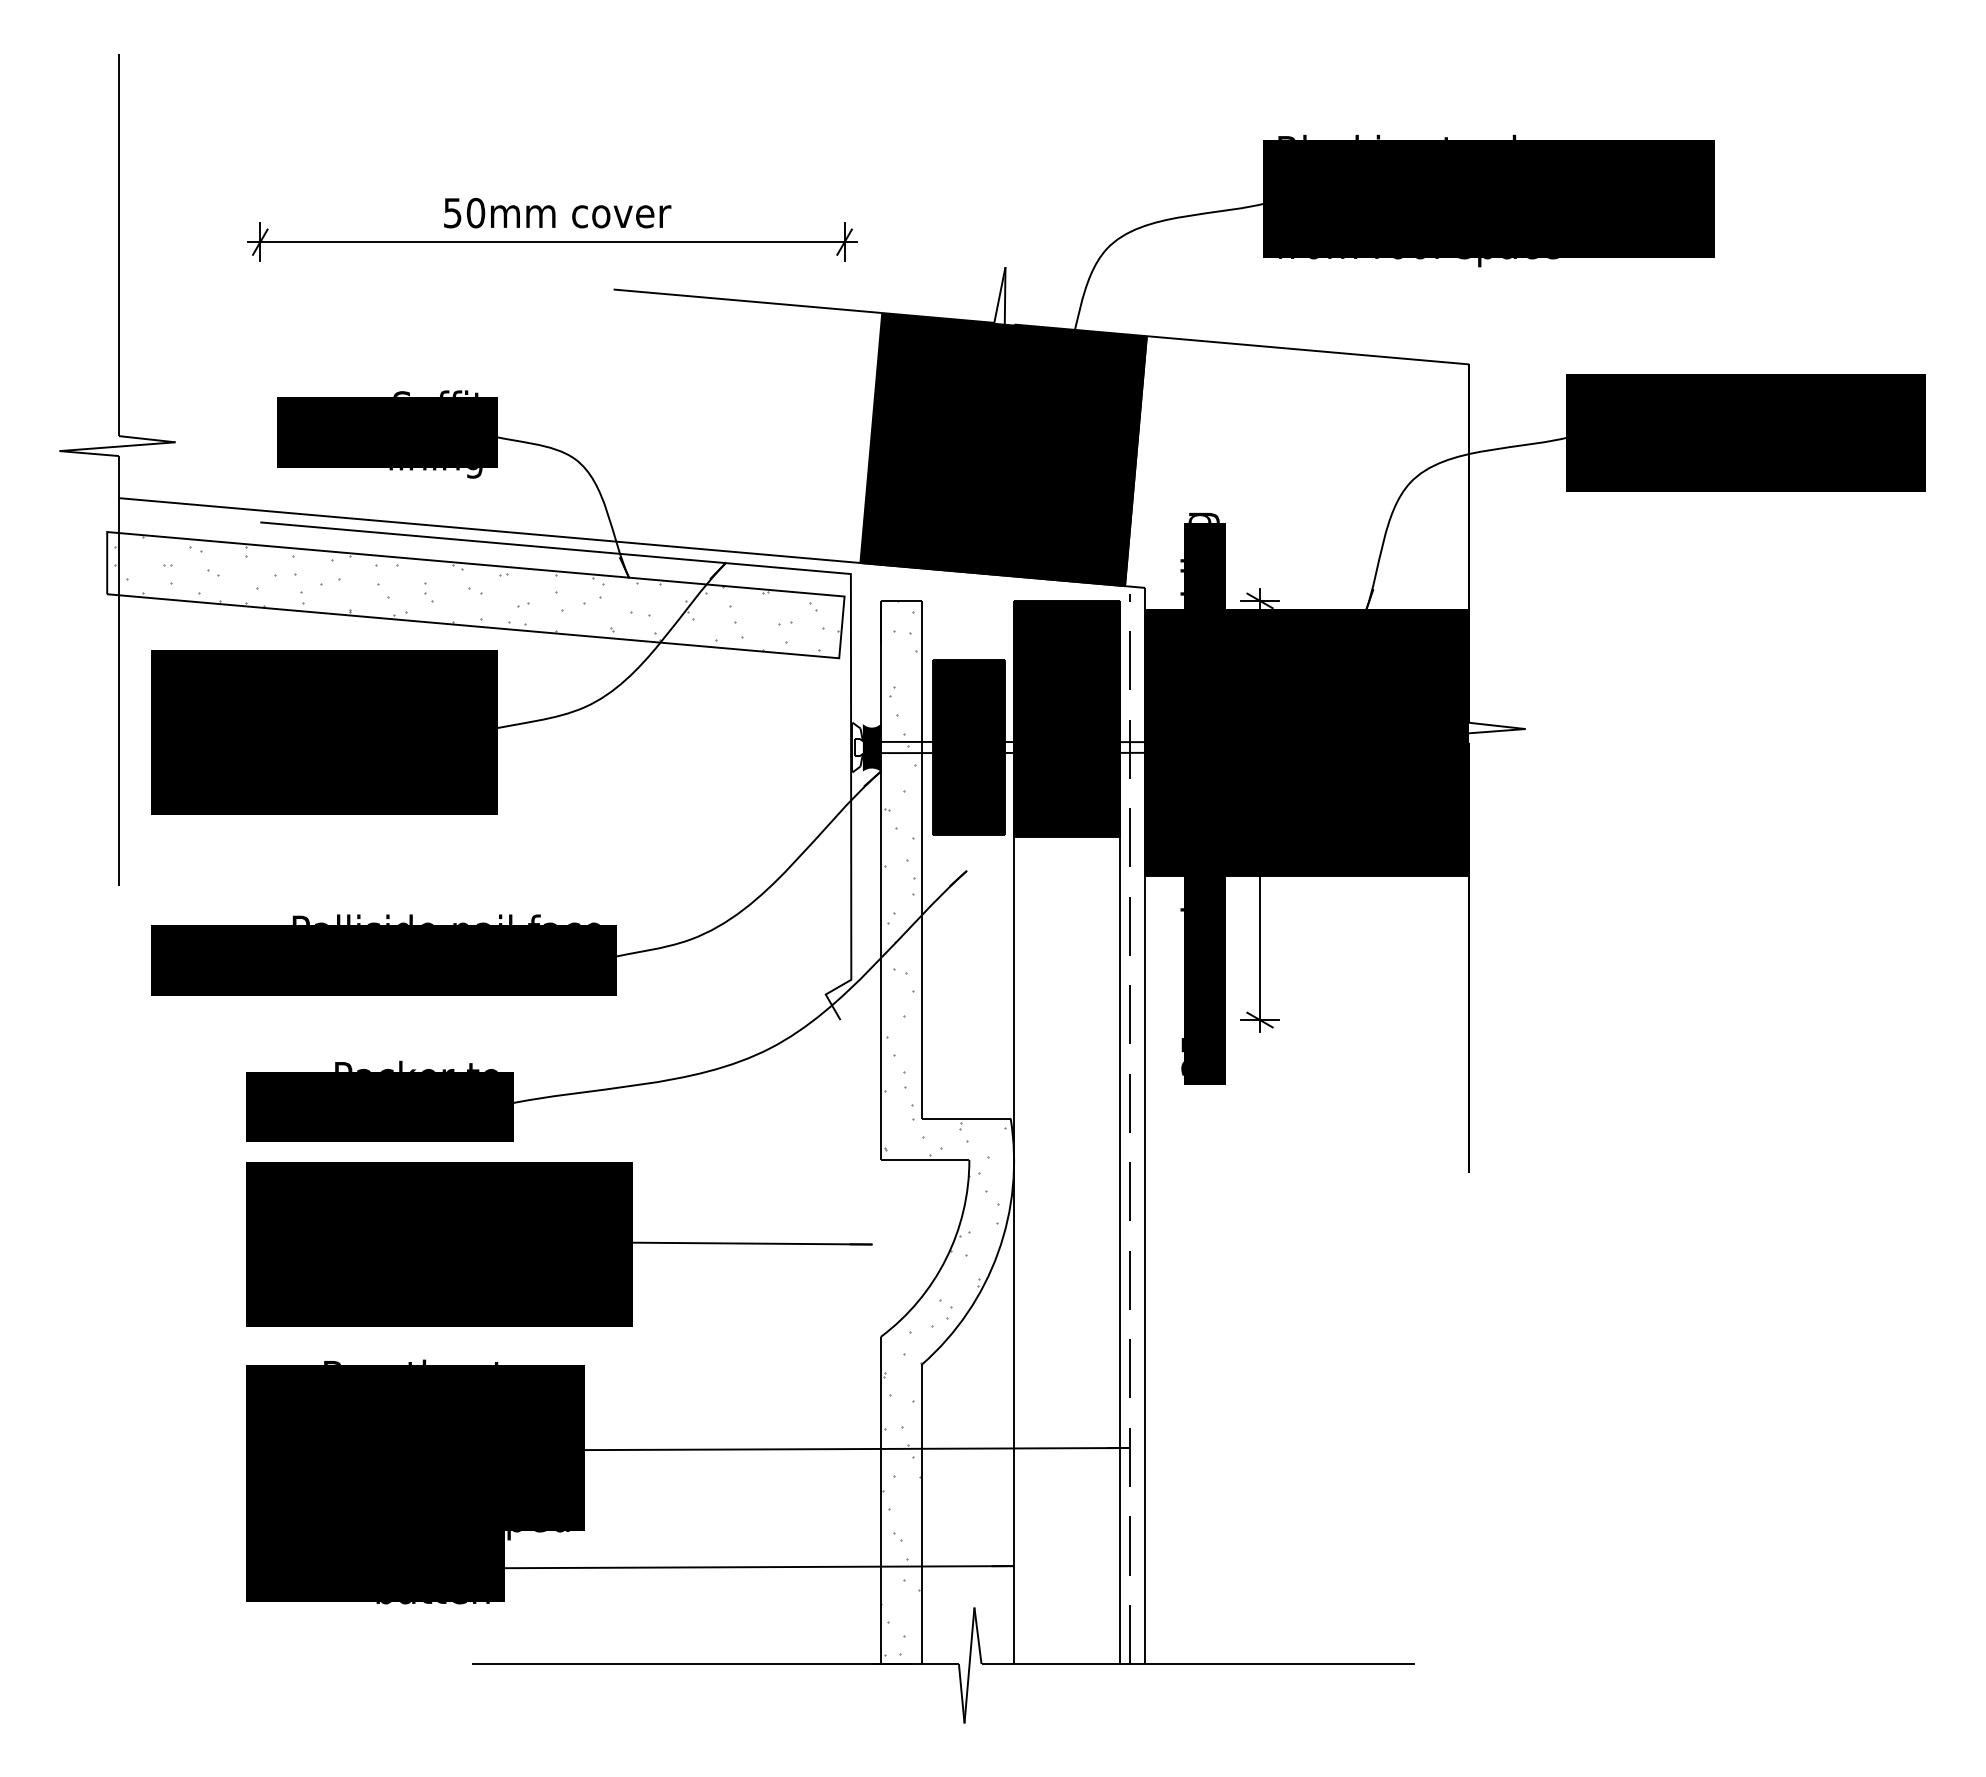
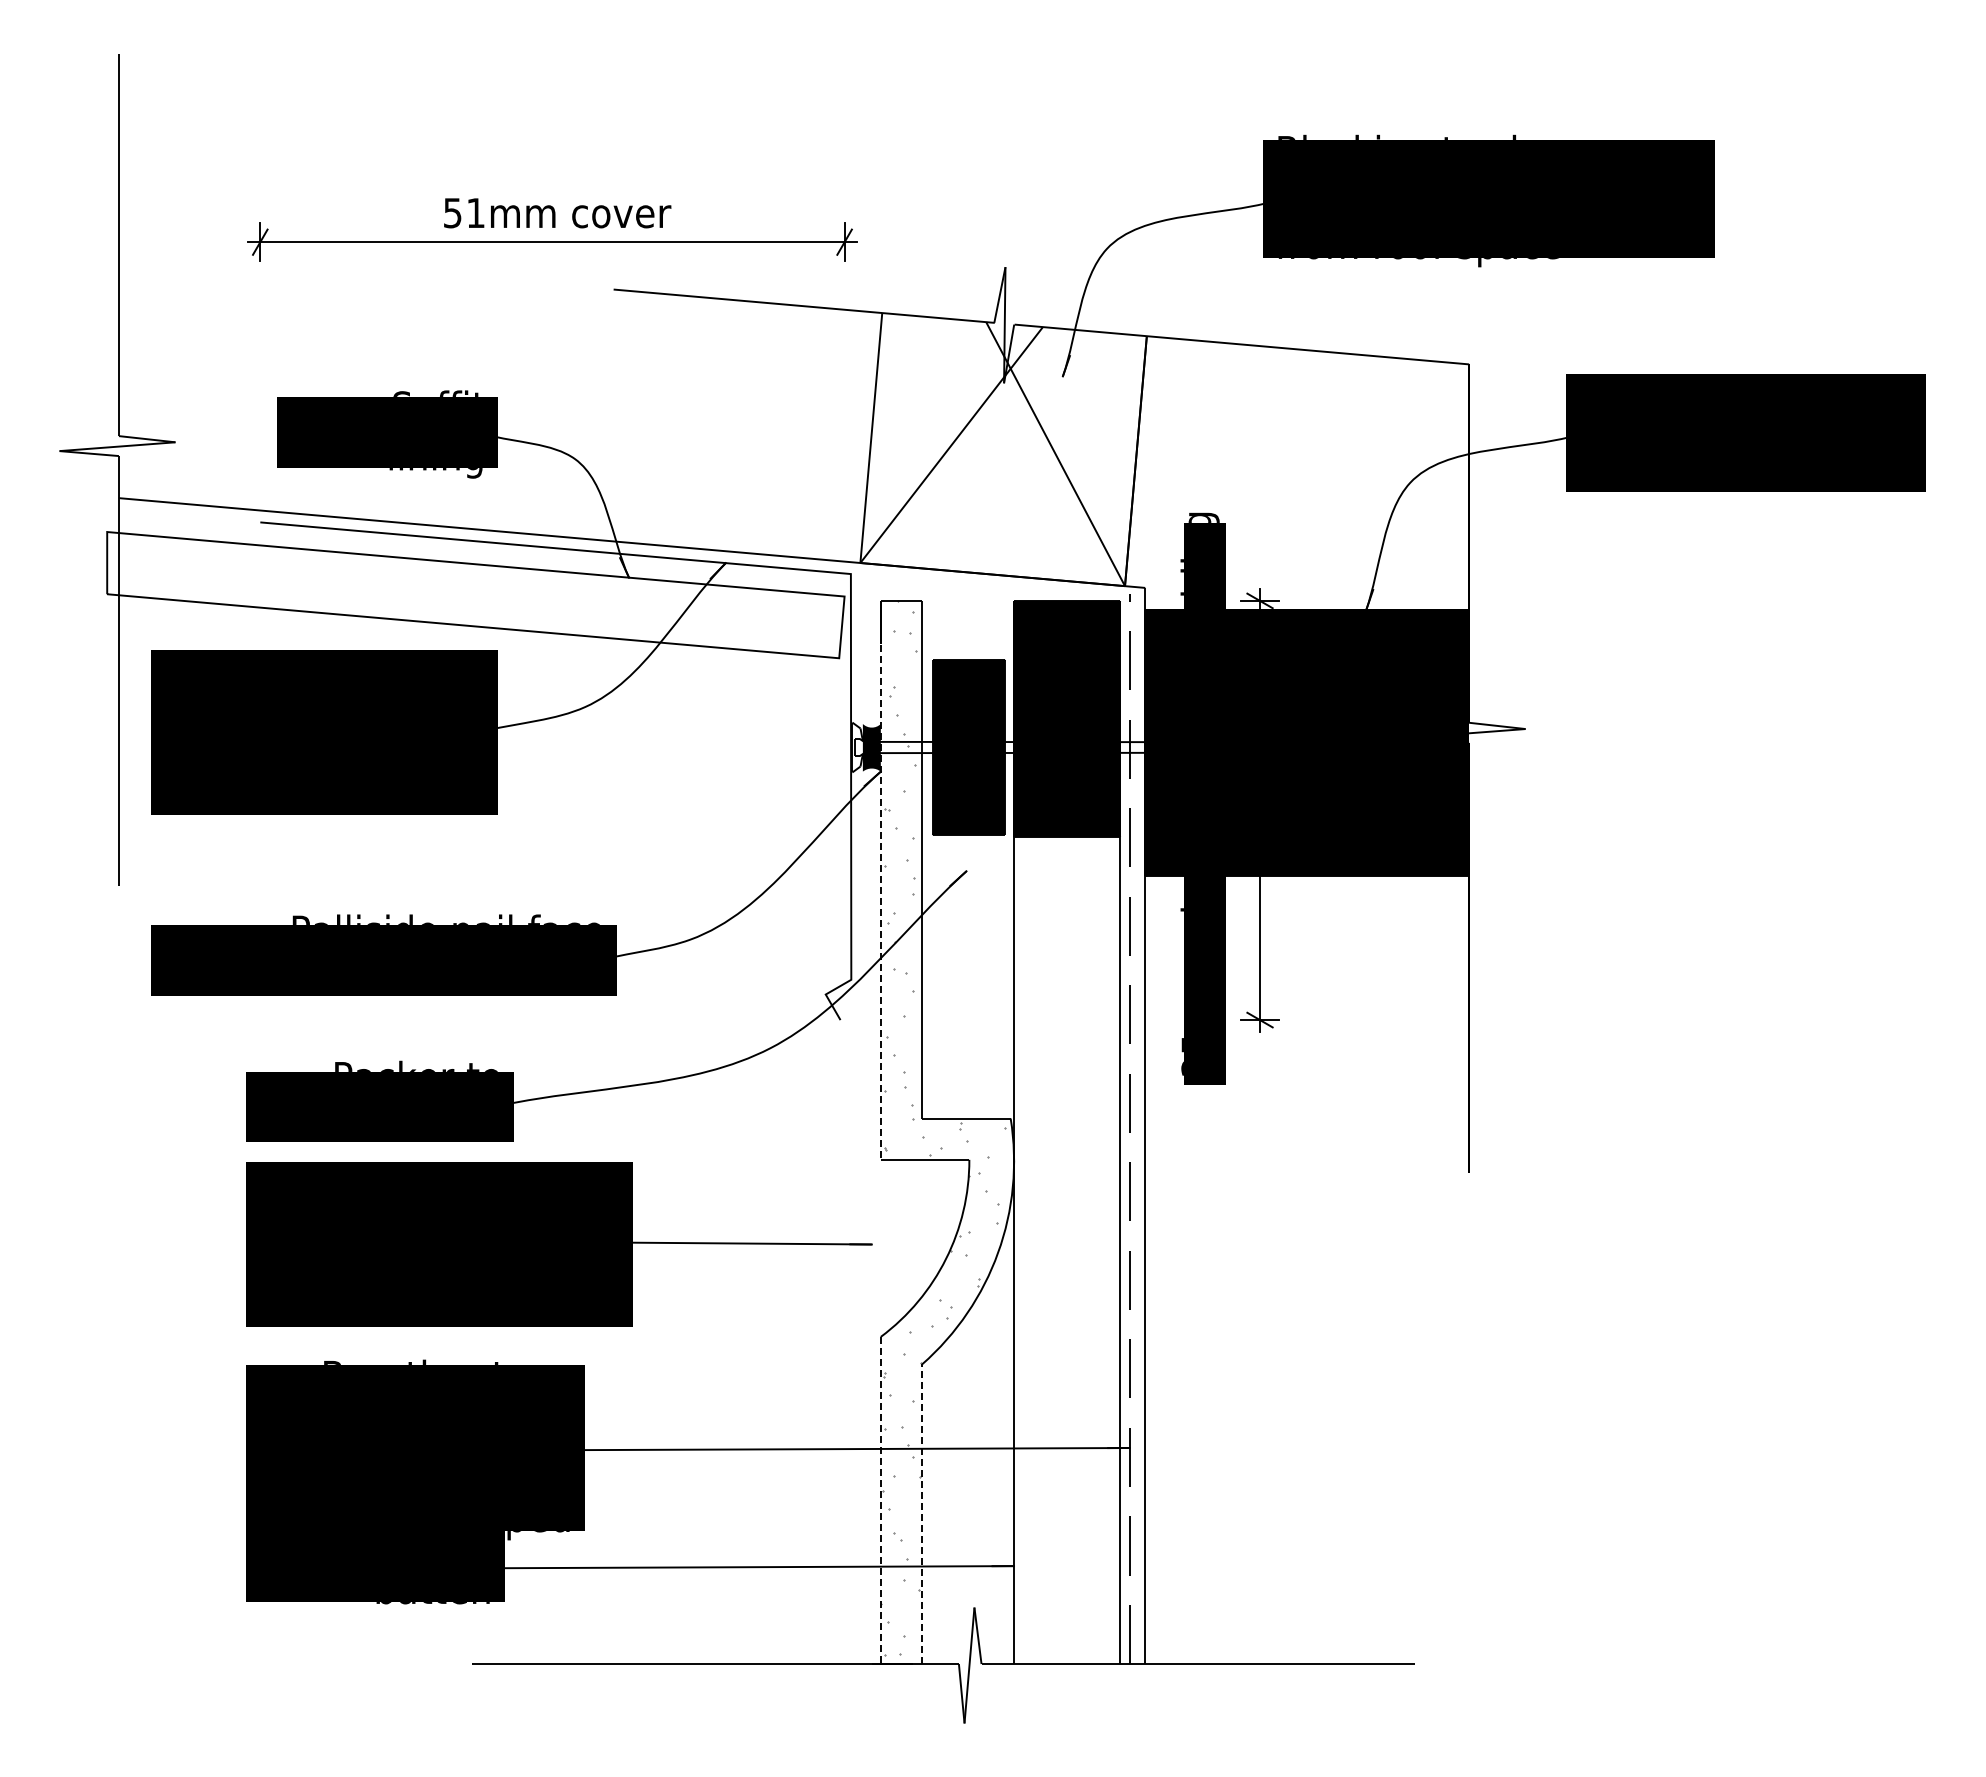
text: 50mm -> 51mm (475, 212)
fill: present -> none (1003, 449)
hatch: present -> none (475, 593)
line: solid -> dashed (880, 881)
line: solid -> dashed (880, 1500)
line: solid -> dashed (922, 1514)
